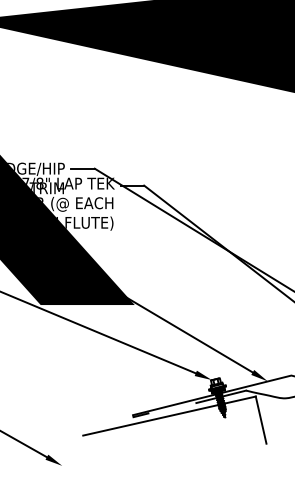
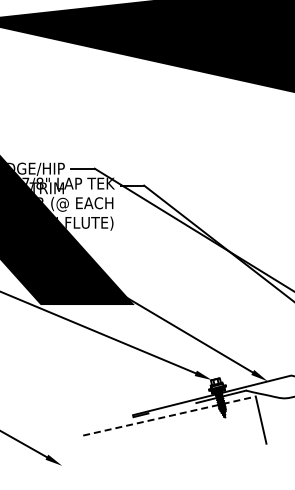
line: solid -> dashed (169, 415)
